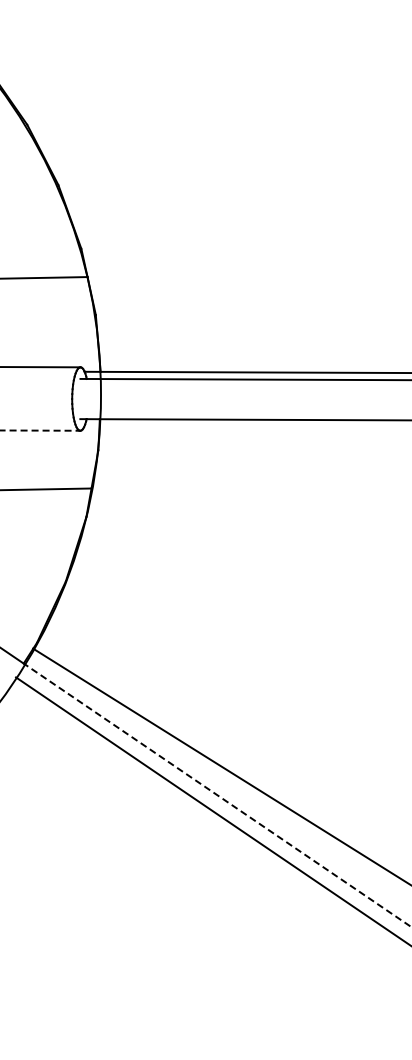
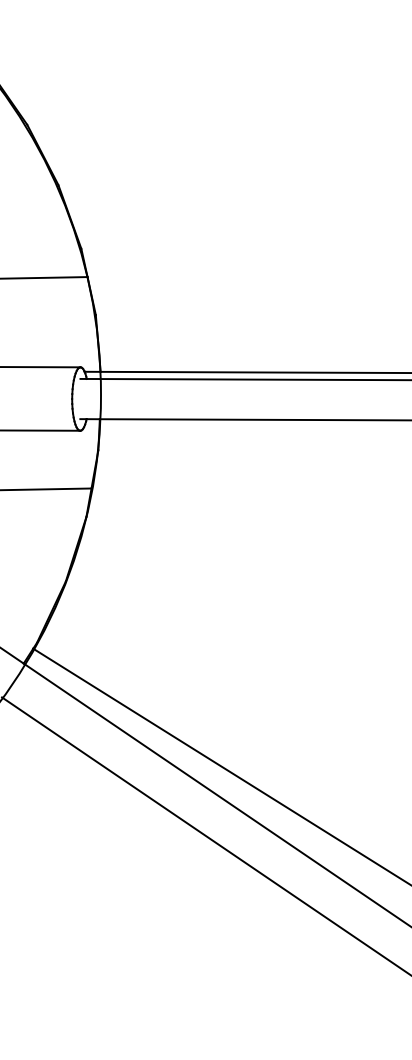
line: dashed -> solid (40, 430)
line: dashed -> solid (217, 795)
line position: (212, 810) -> (205, 835) (205, 835)
